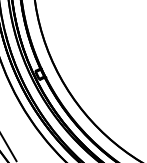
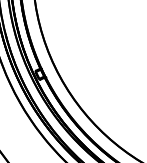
line: present -> none (8, 147)
